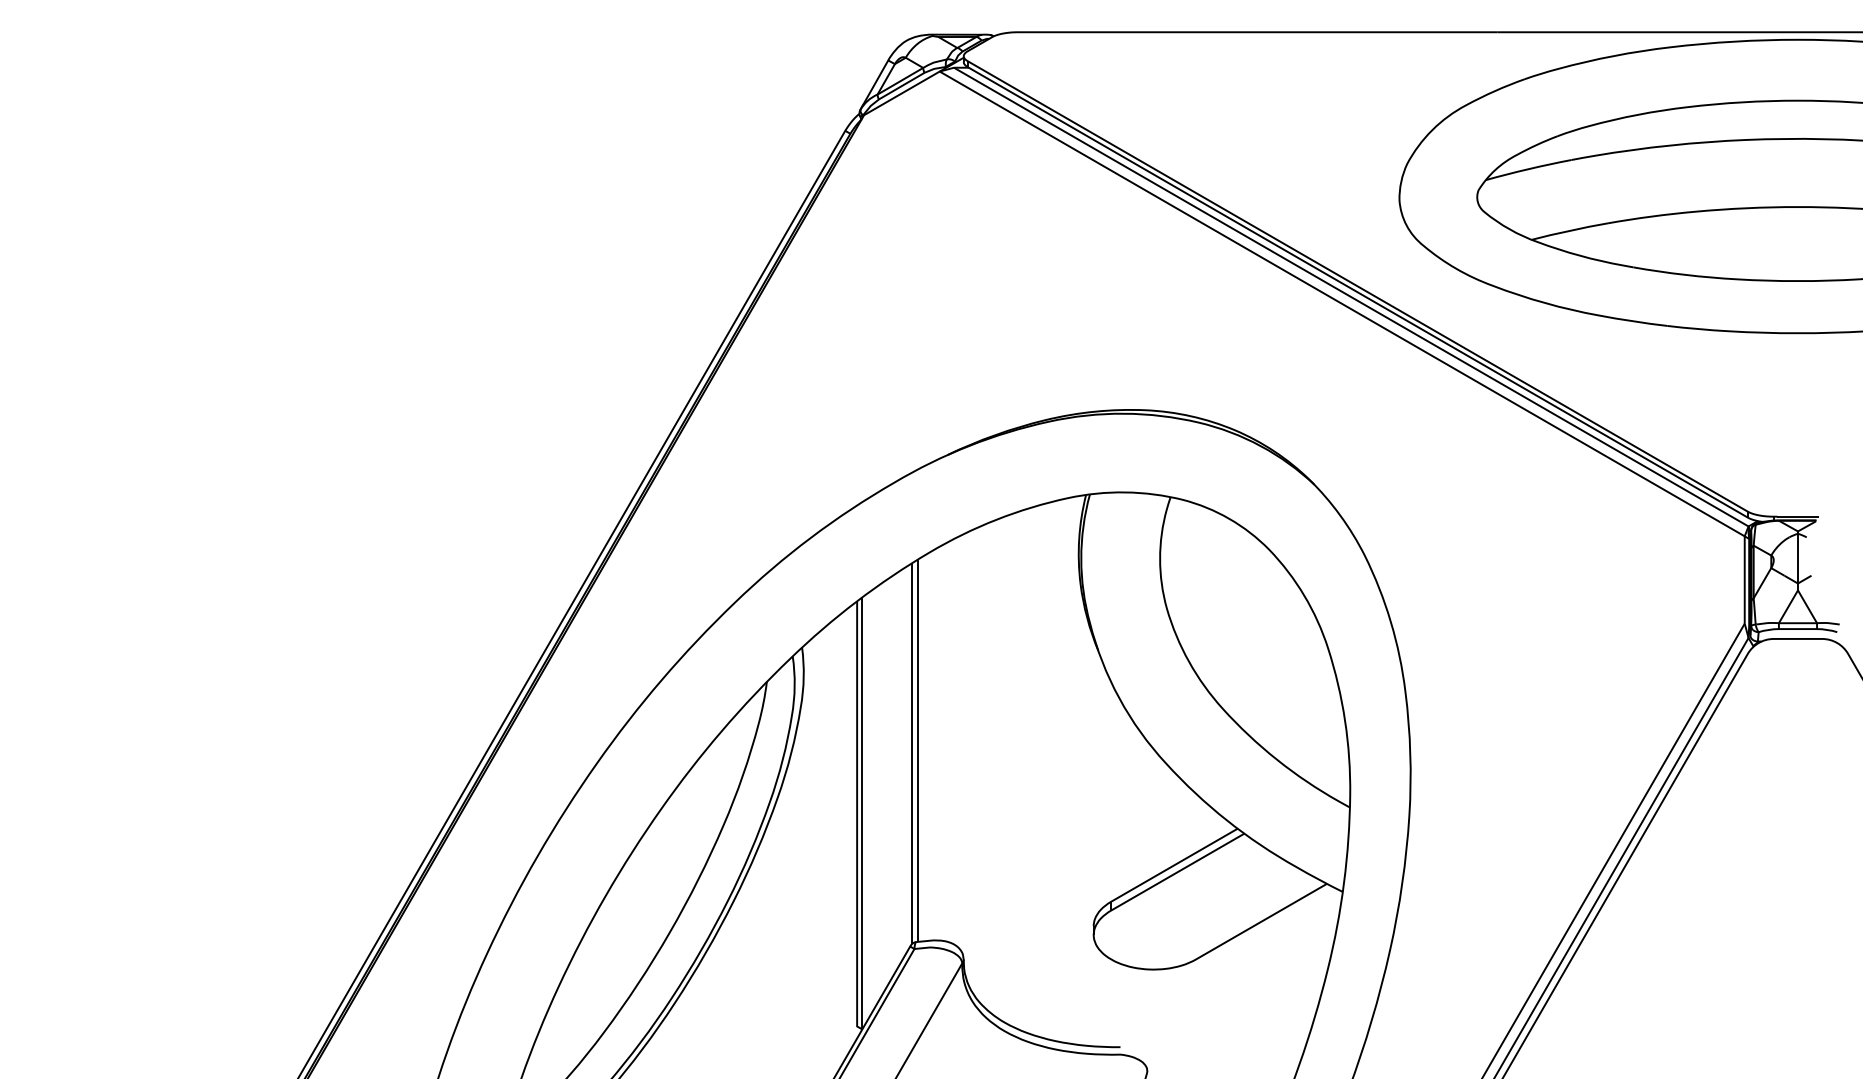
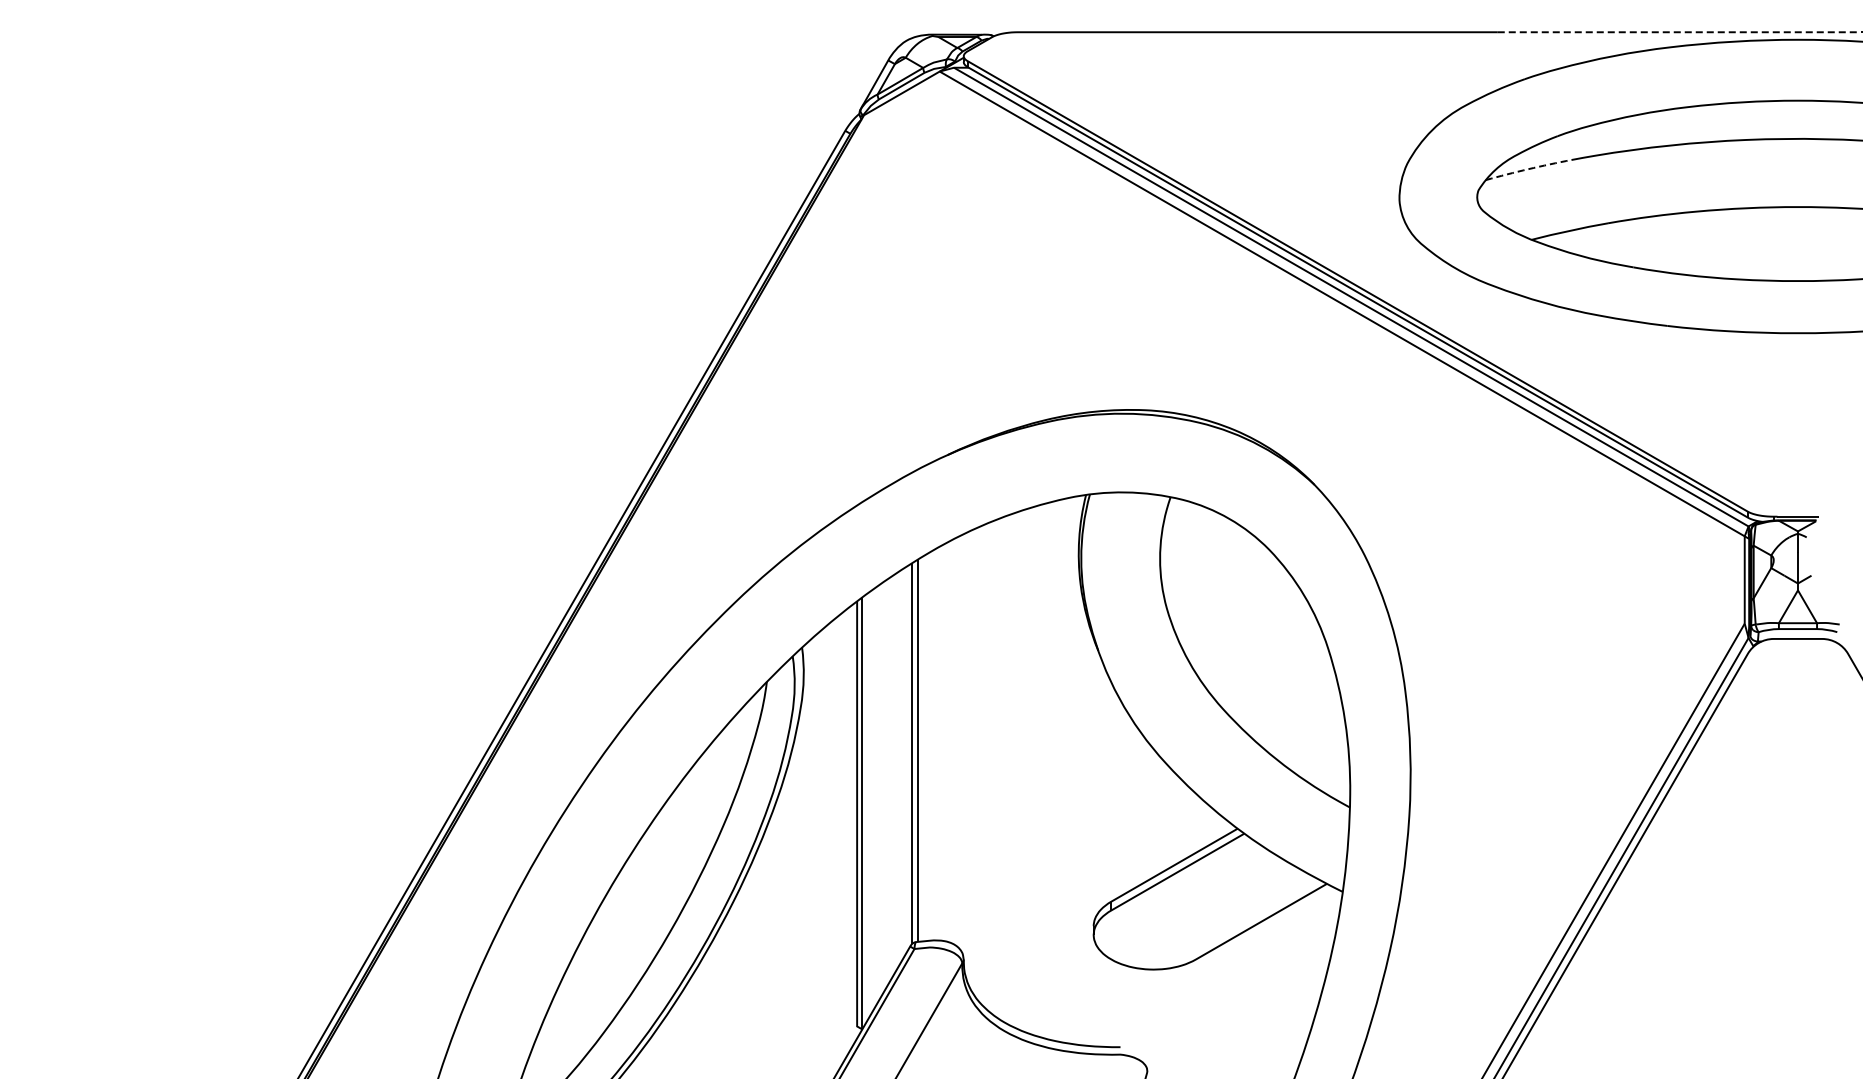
line: solid -> dashed (1680, 32)
line: solid -> dashed (1528, 169)
